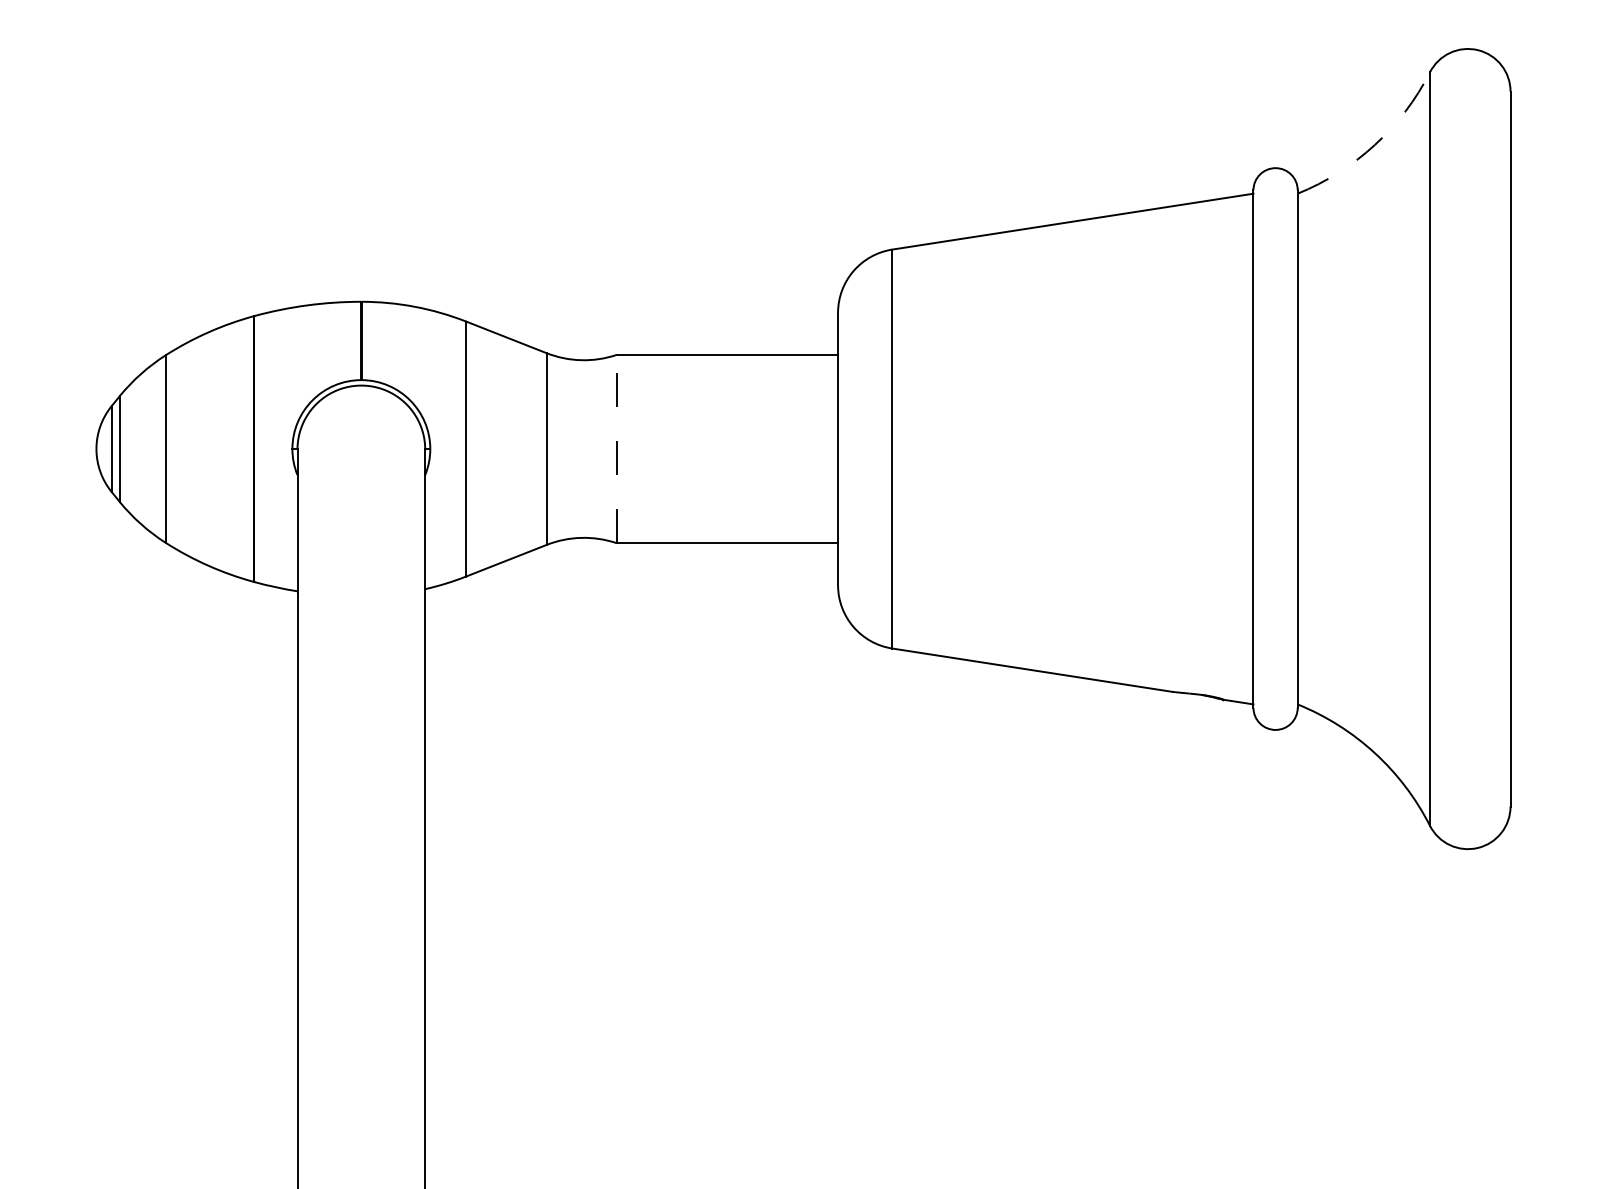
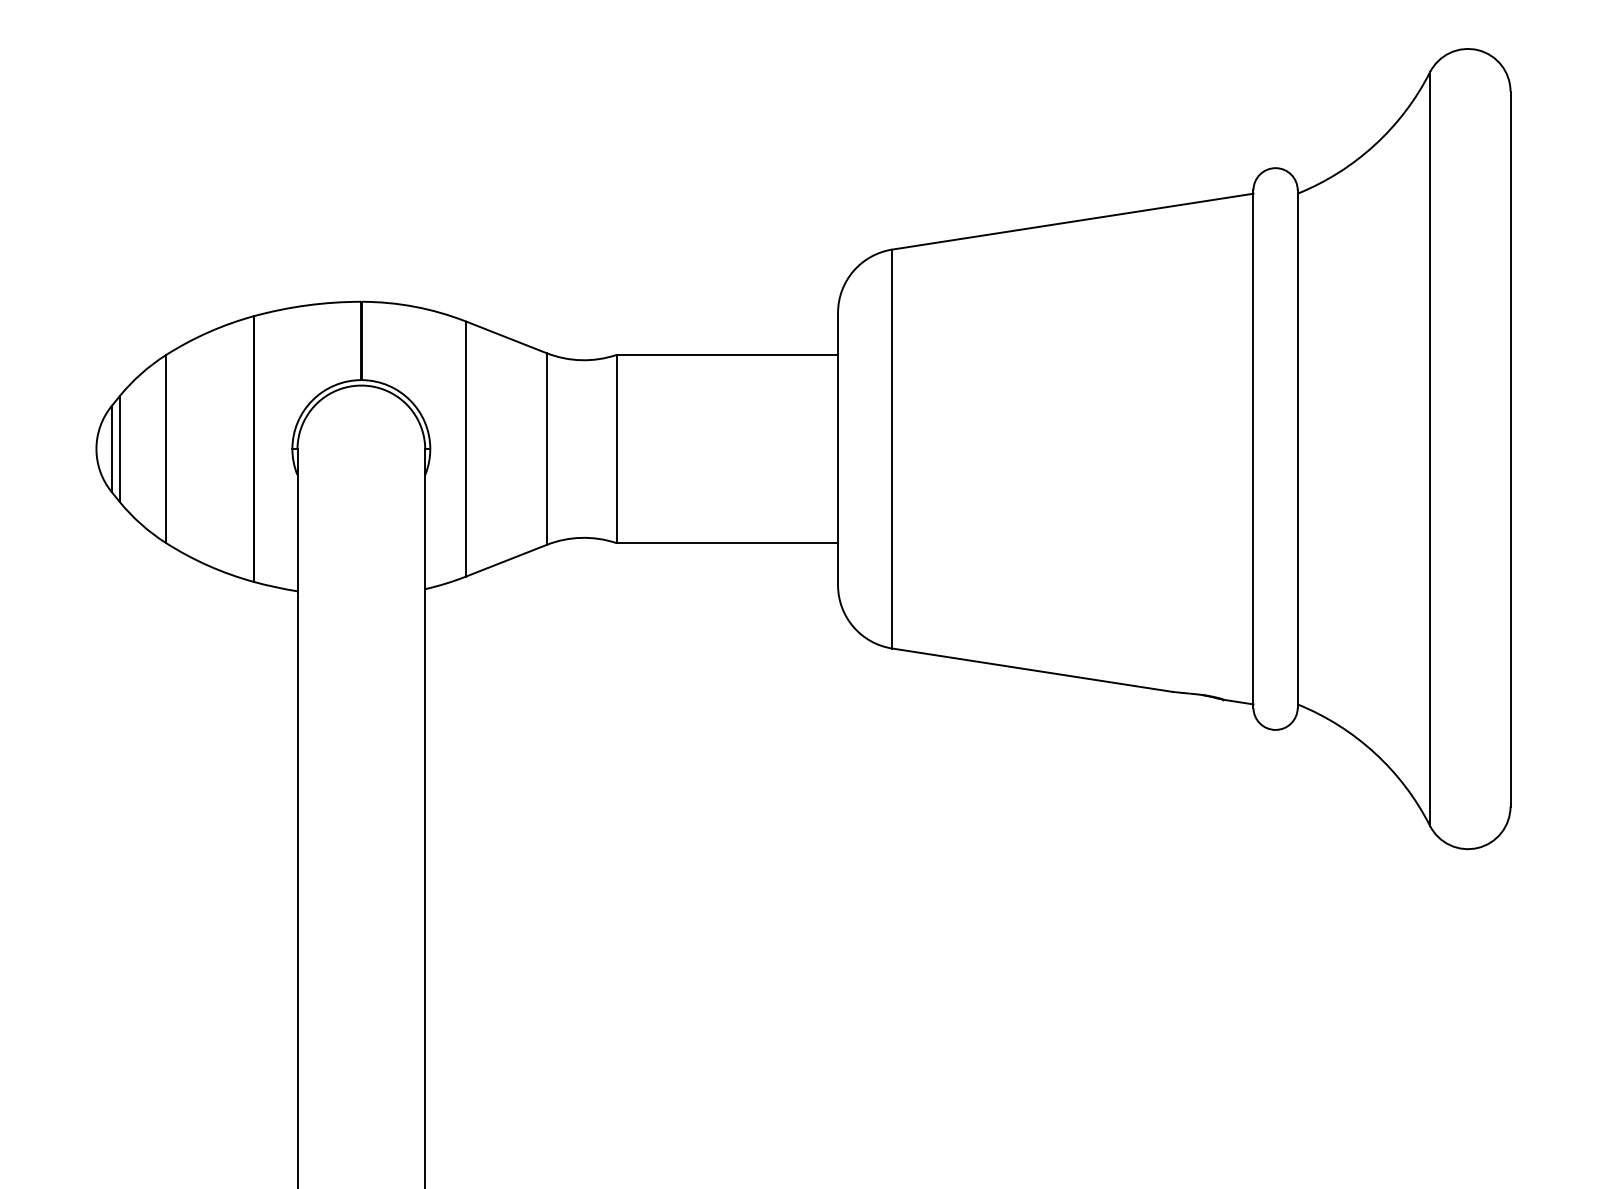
arc: dashed -> solid (1374, 145)
line: dashed -> solid (616, 448)
